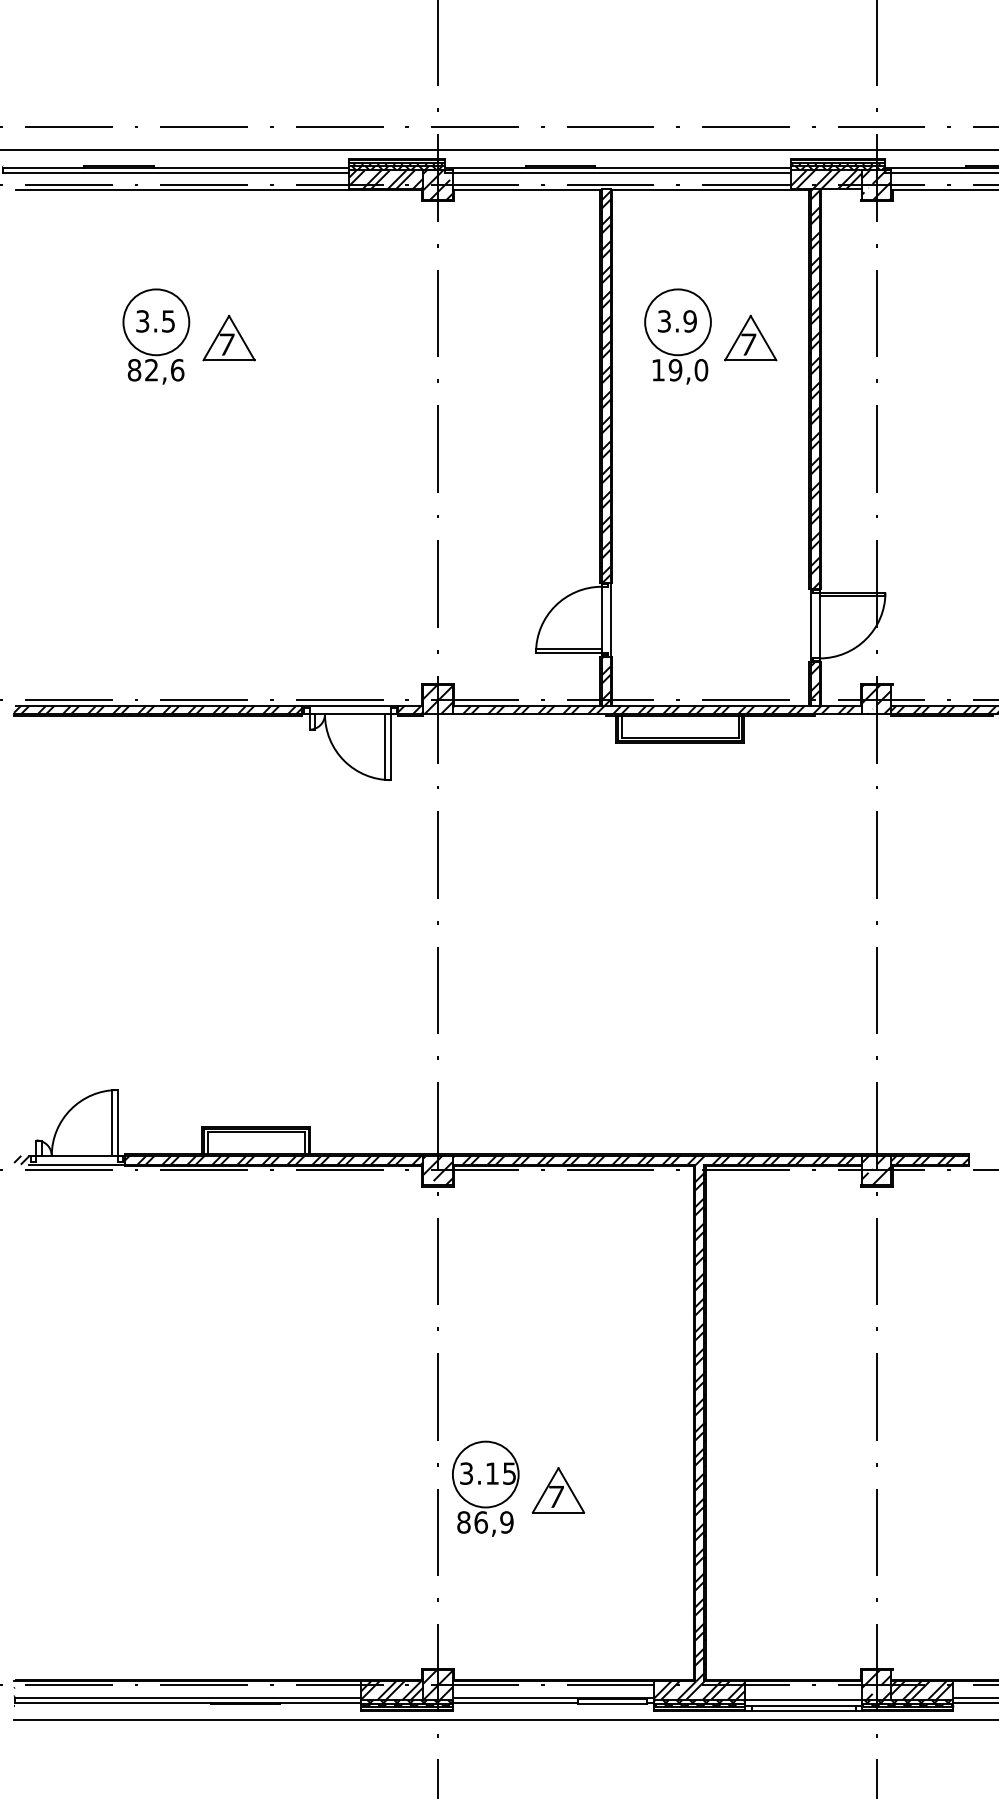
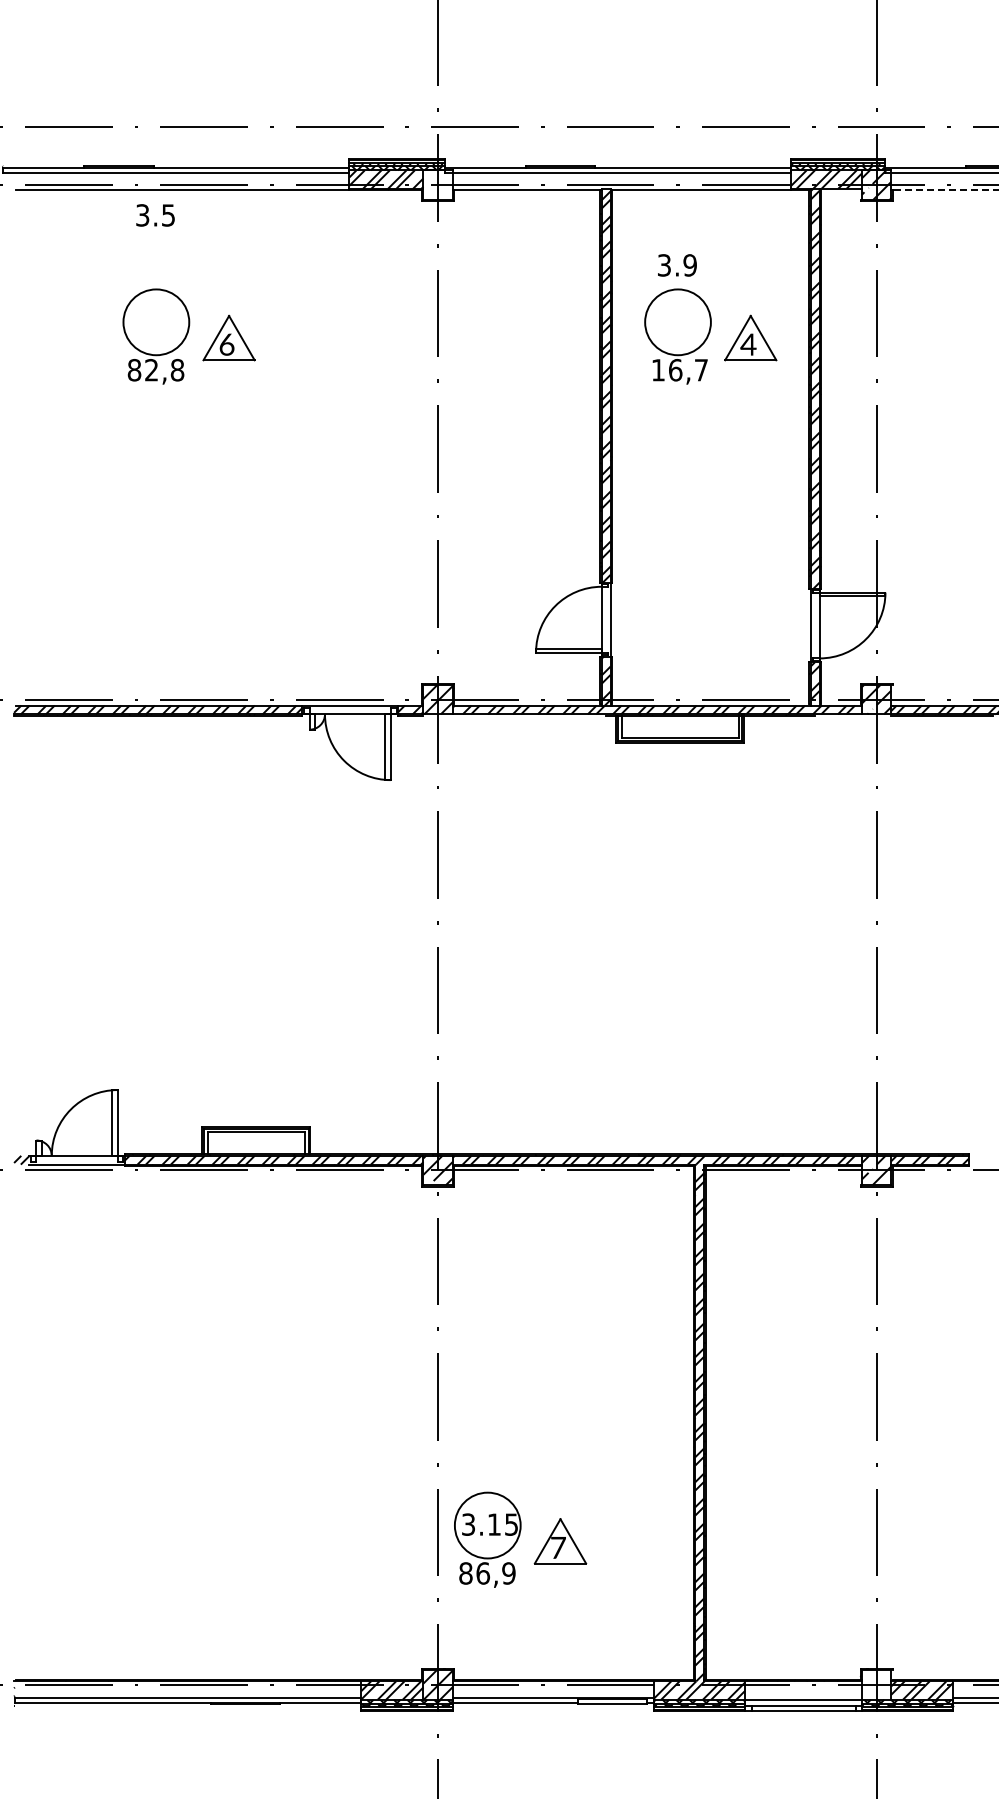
line: present -> none (498, 150)
hatch: present -> none (437, 184)
line: solid -> dashed (945, 190)
text position: (155, 321) -> (155, 215) (155, 215)
text position: (677, 321) -> (677, 265) (677, 265)
text: 7 -> 6 (226, 344)
text: 7 -> 4 (748, 344)
text: 82,6 -> 82,8 (177, 370)
text: 19,0 -> 16,7 (688, 370)
part position: (518, 1488) -> (520, 1539) (520, 1539)
hatch: present -> none (876, 1684)
line: present -> none (504, 1720)
